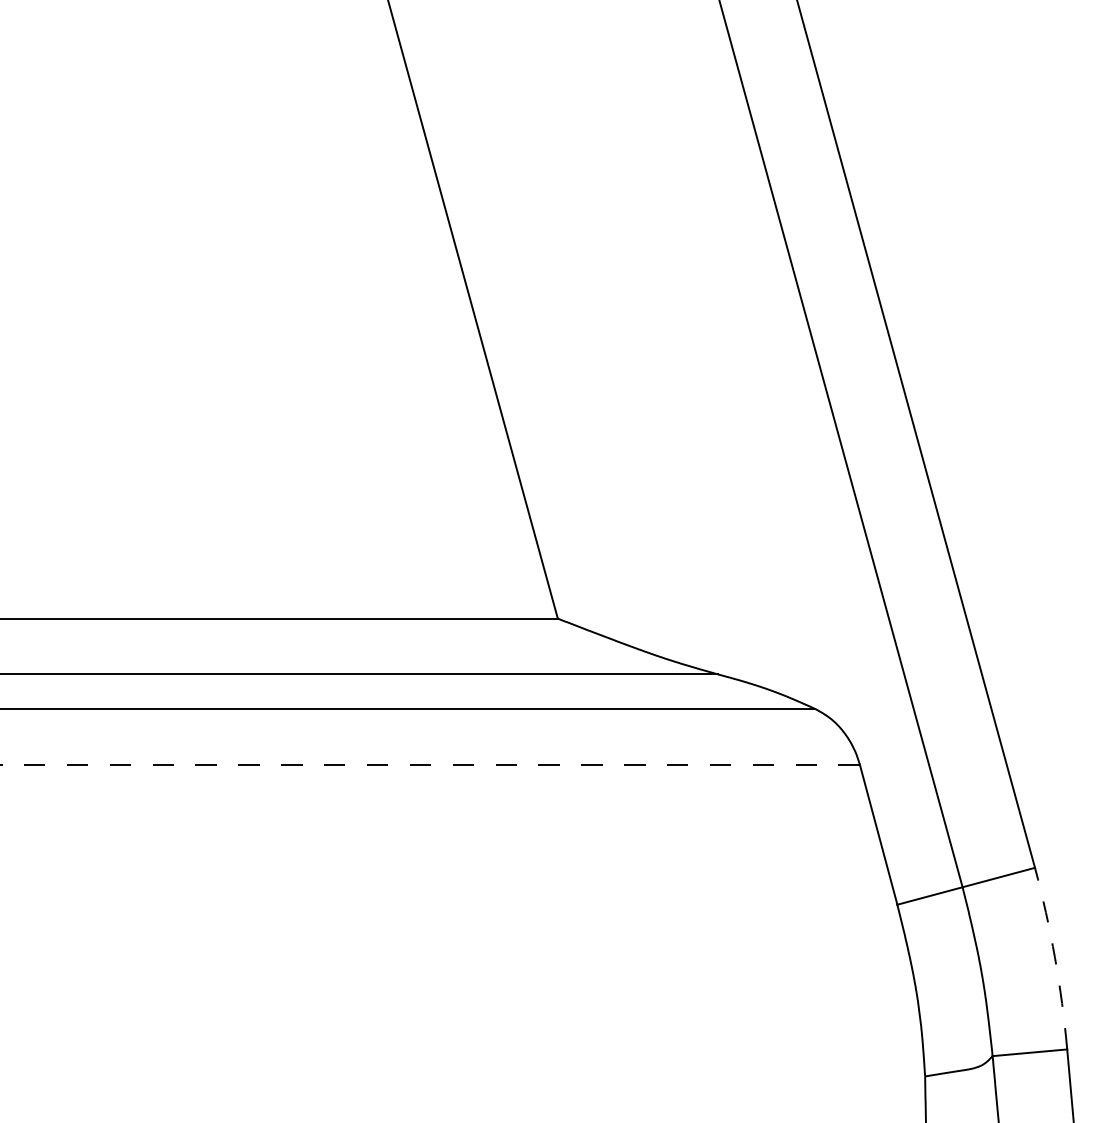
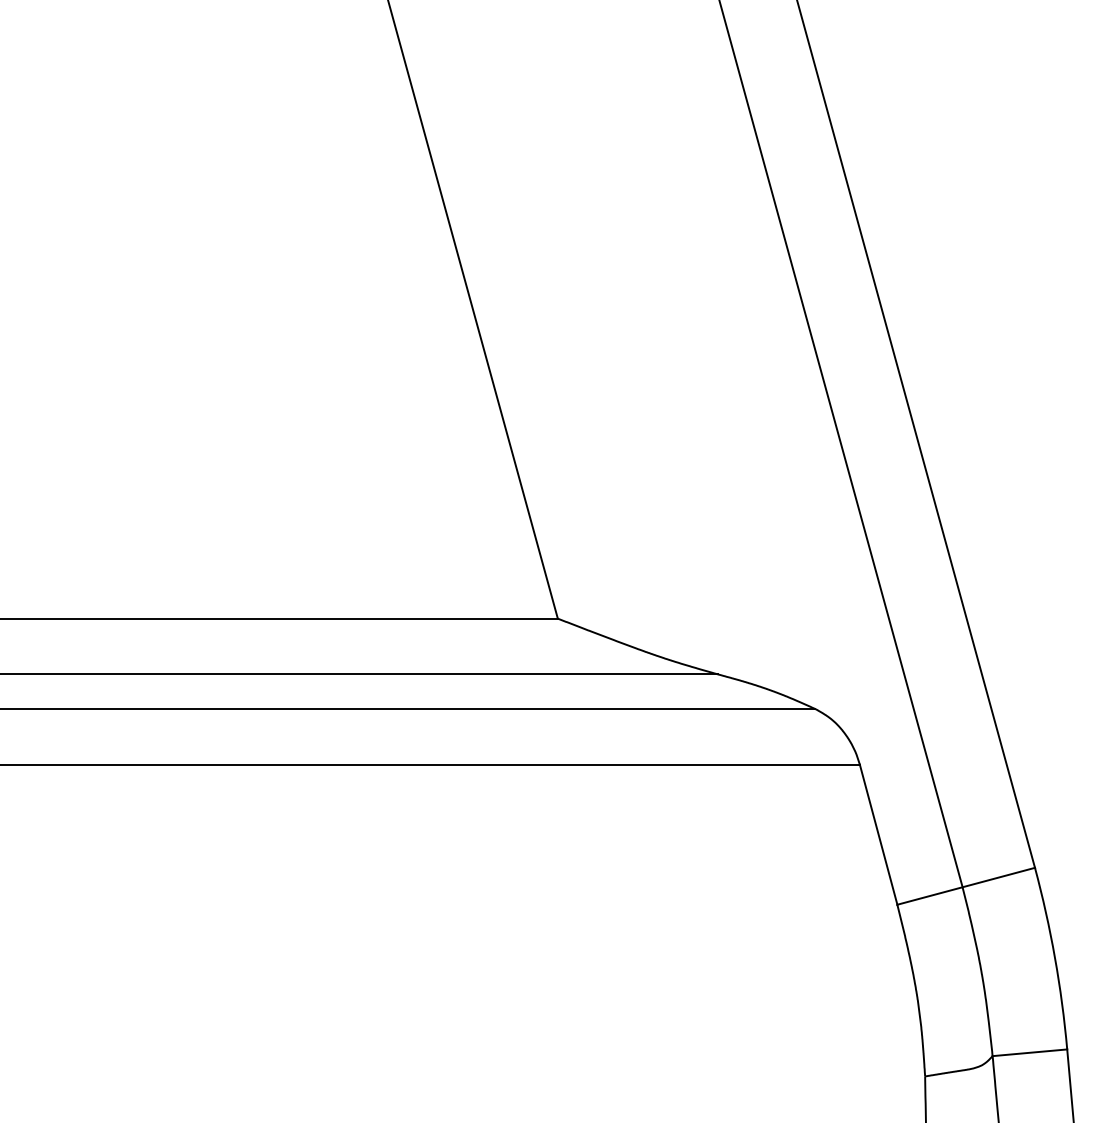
line: dashed -> solid (430, 764)
arc: dashed -> solid (1055, 957)
